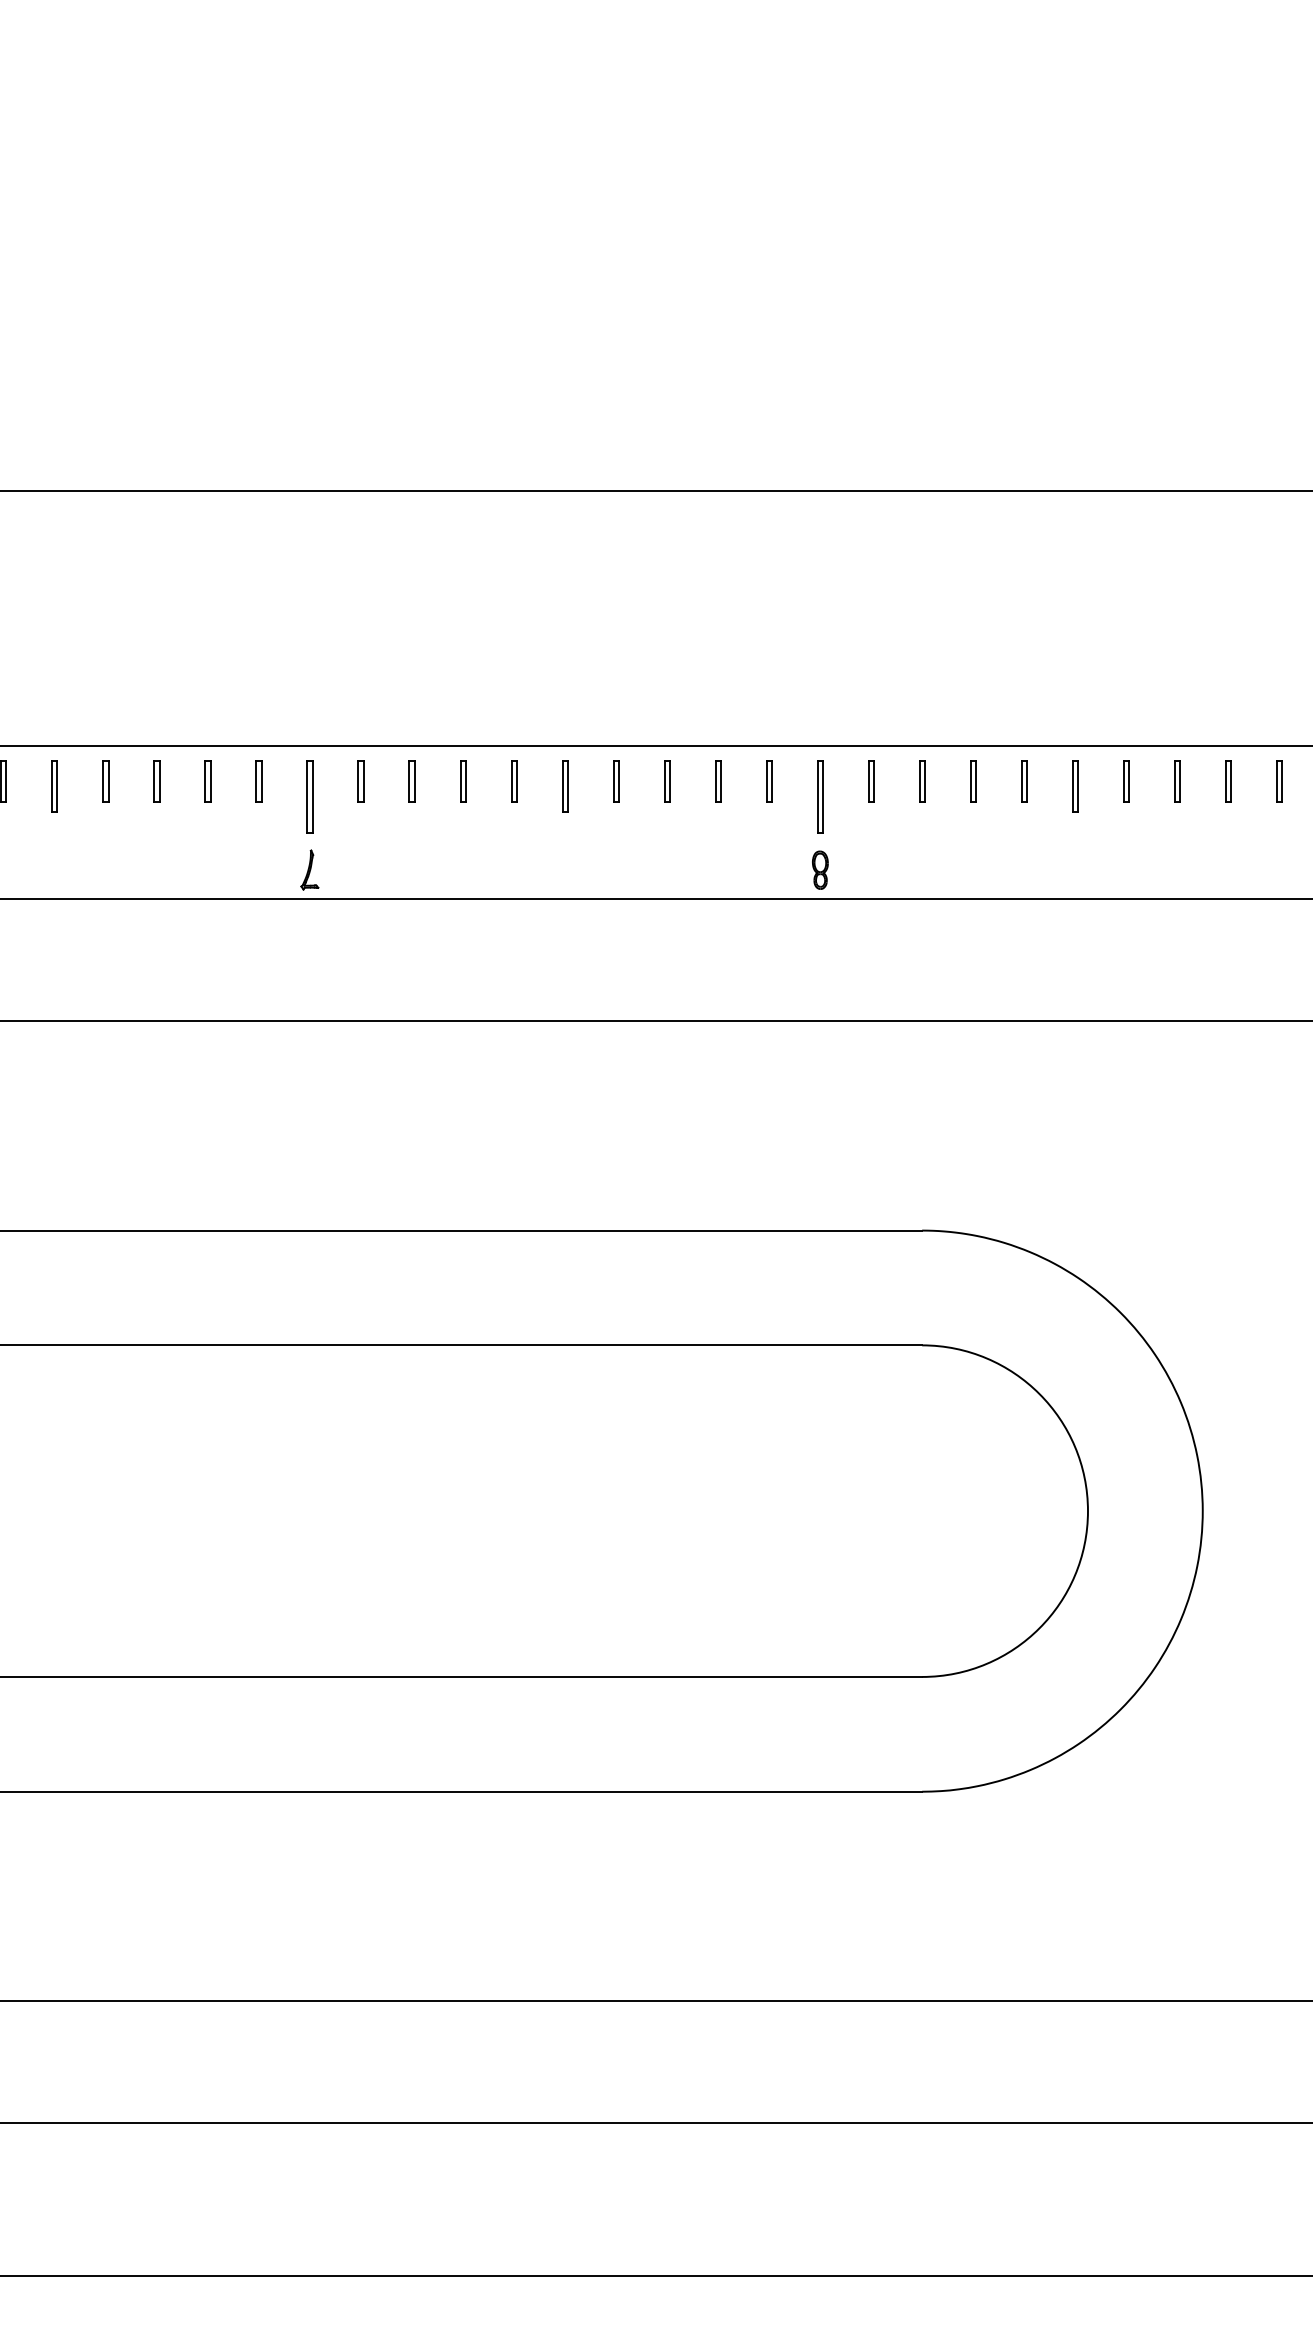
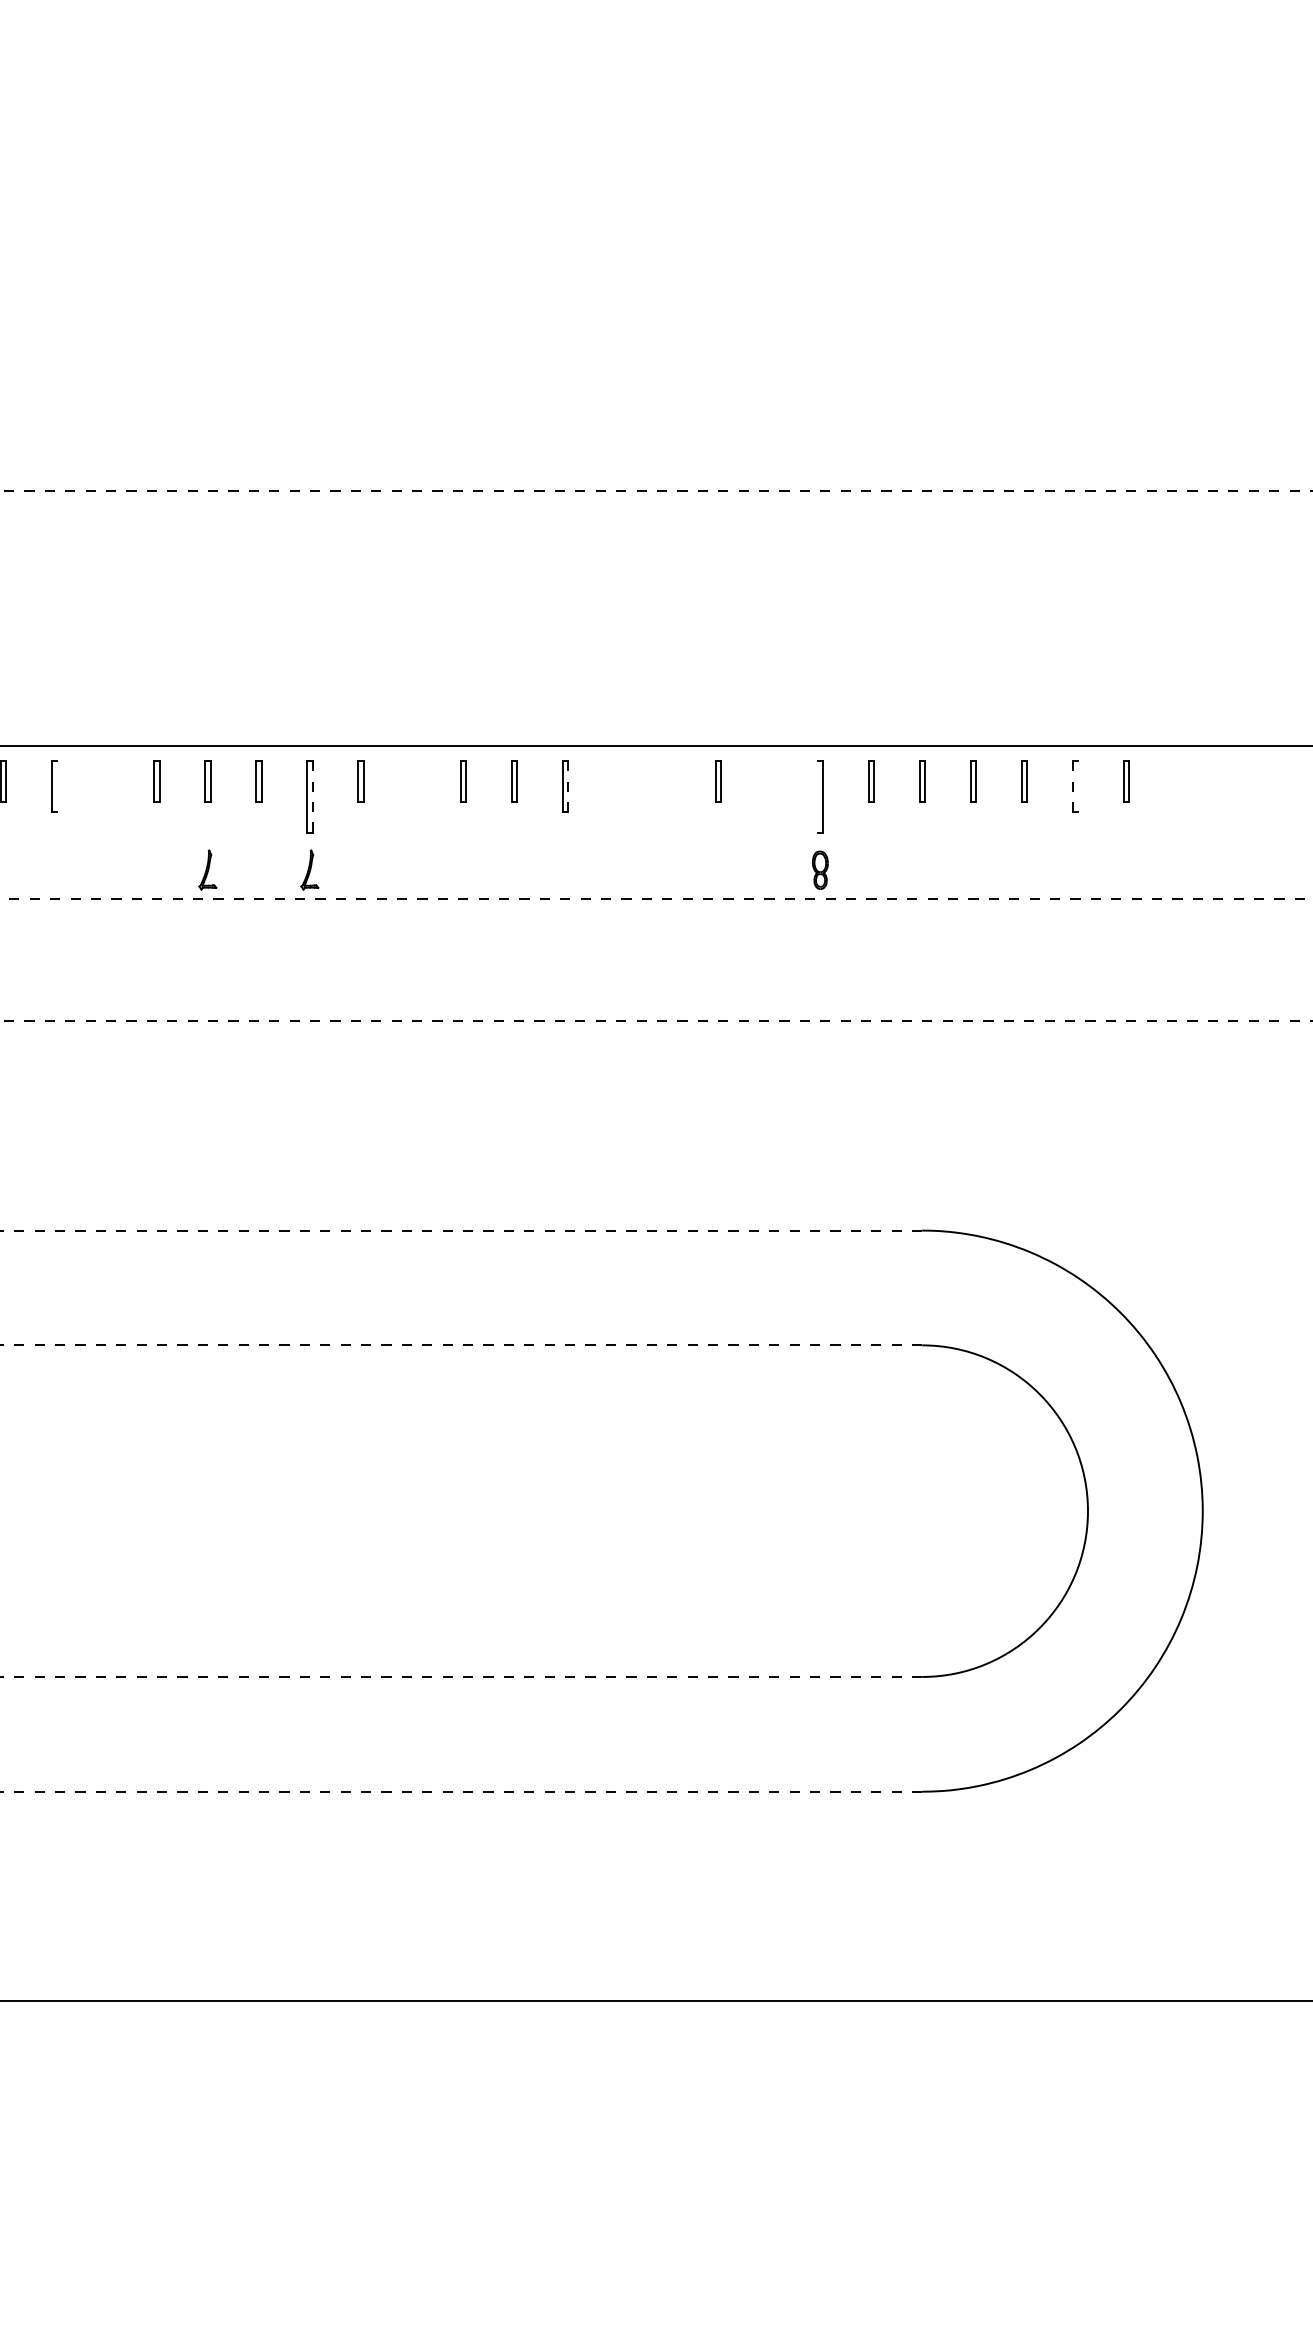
line: solid -> dashed (656, 490)
part: present -> none (105, 781)
part: present -> none (411, 781)
part: present -> none (616, 781)
part: present -> none (667, 781)
part: present -> none (769, 781)
part: present -> none (1177, 781)
part: present -> none (1228, 781)
part: present -> none (1279, 781)
line: present -> none (57, 786)
line: solid -> dashed (567, 786)
line: solid -> dashed (1072, 786)
line: present -> none (1077, 786)
line: solid -> dashed (312, 796)
line: present -> none (817, 796)
part: none -> present (207, 869)
line: solid -> dashed (656, 898)
line: solid -> dashed (656, 1021)
line: solid -> dashed (461, 1230)
line: solid -> dashed (461, 1345)
line: solid -> dashed (461, 1676)
line: solid -> dashed (461, 1791)
line: present -> none (655, 2123)
line: present -> none (655, 2276)
